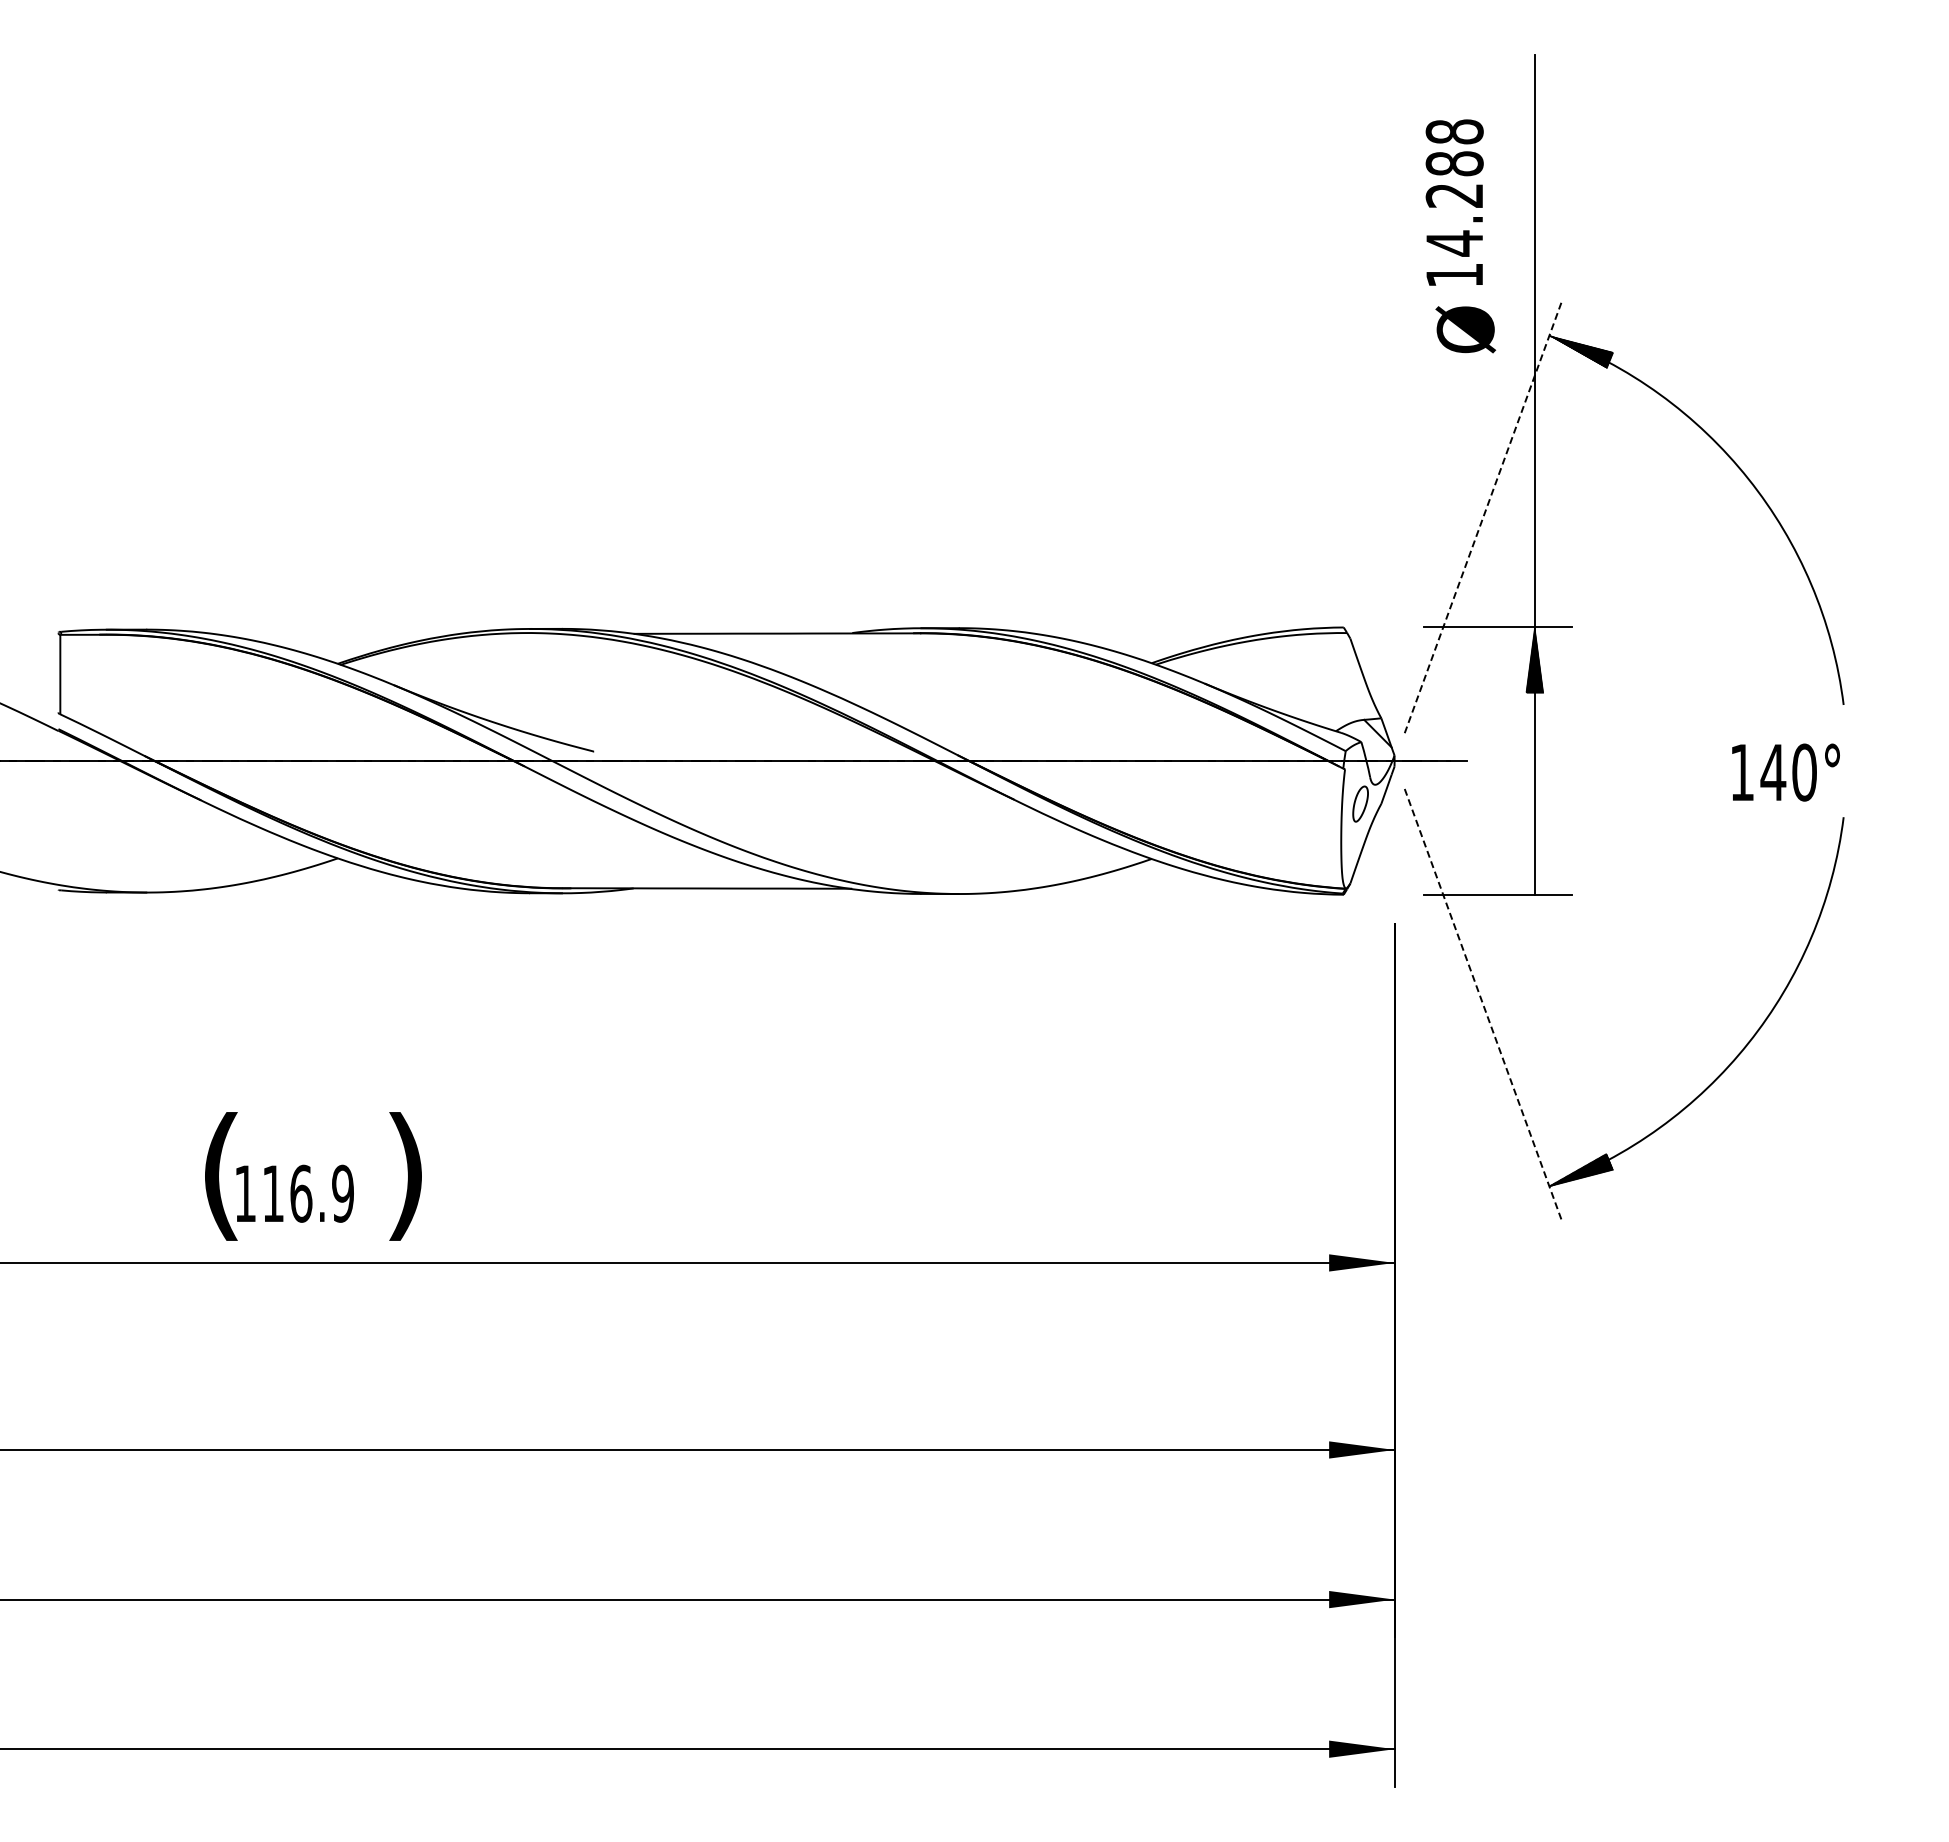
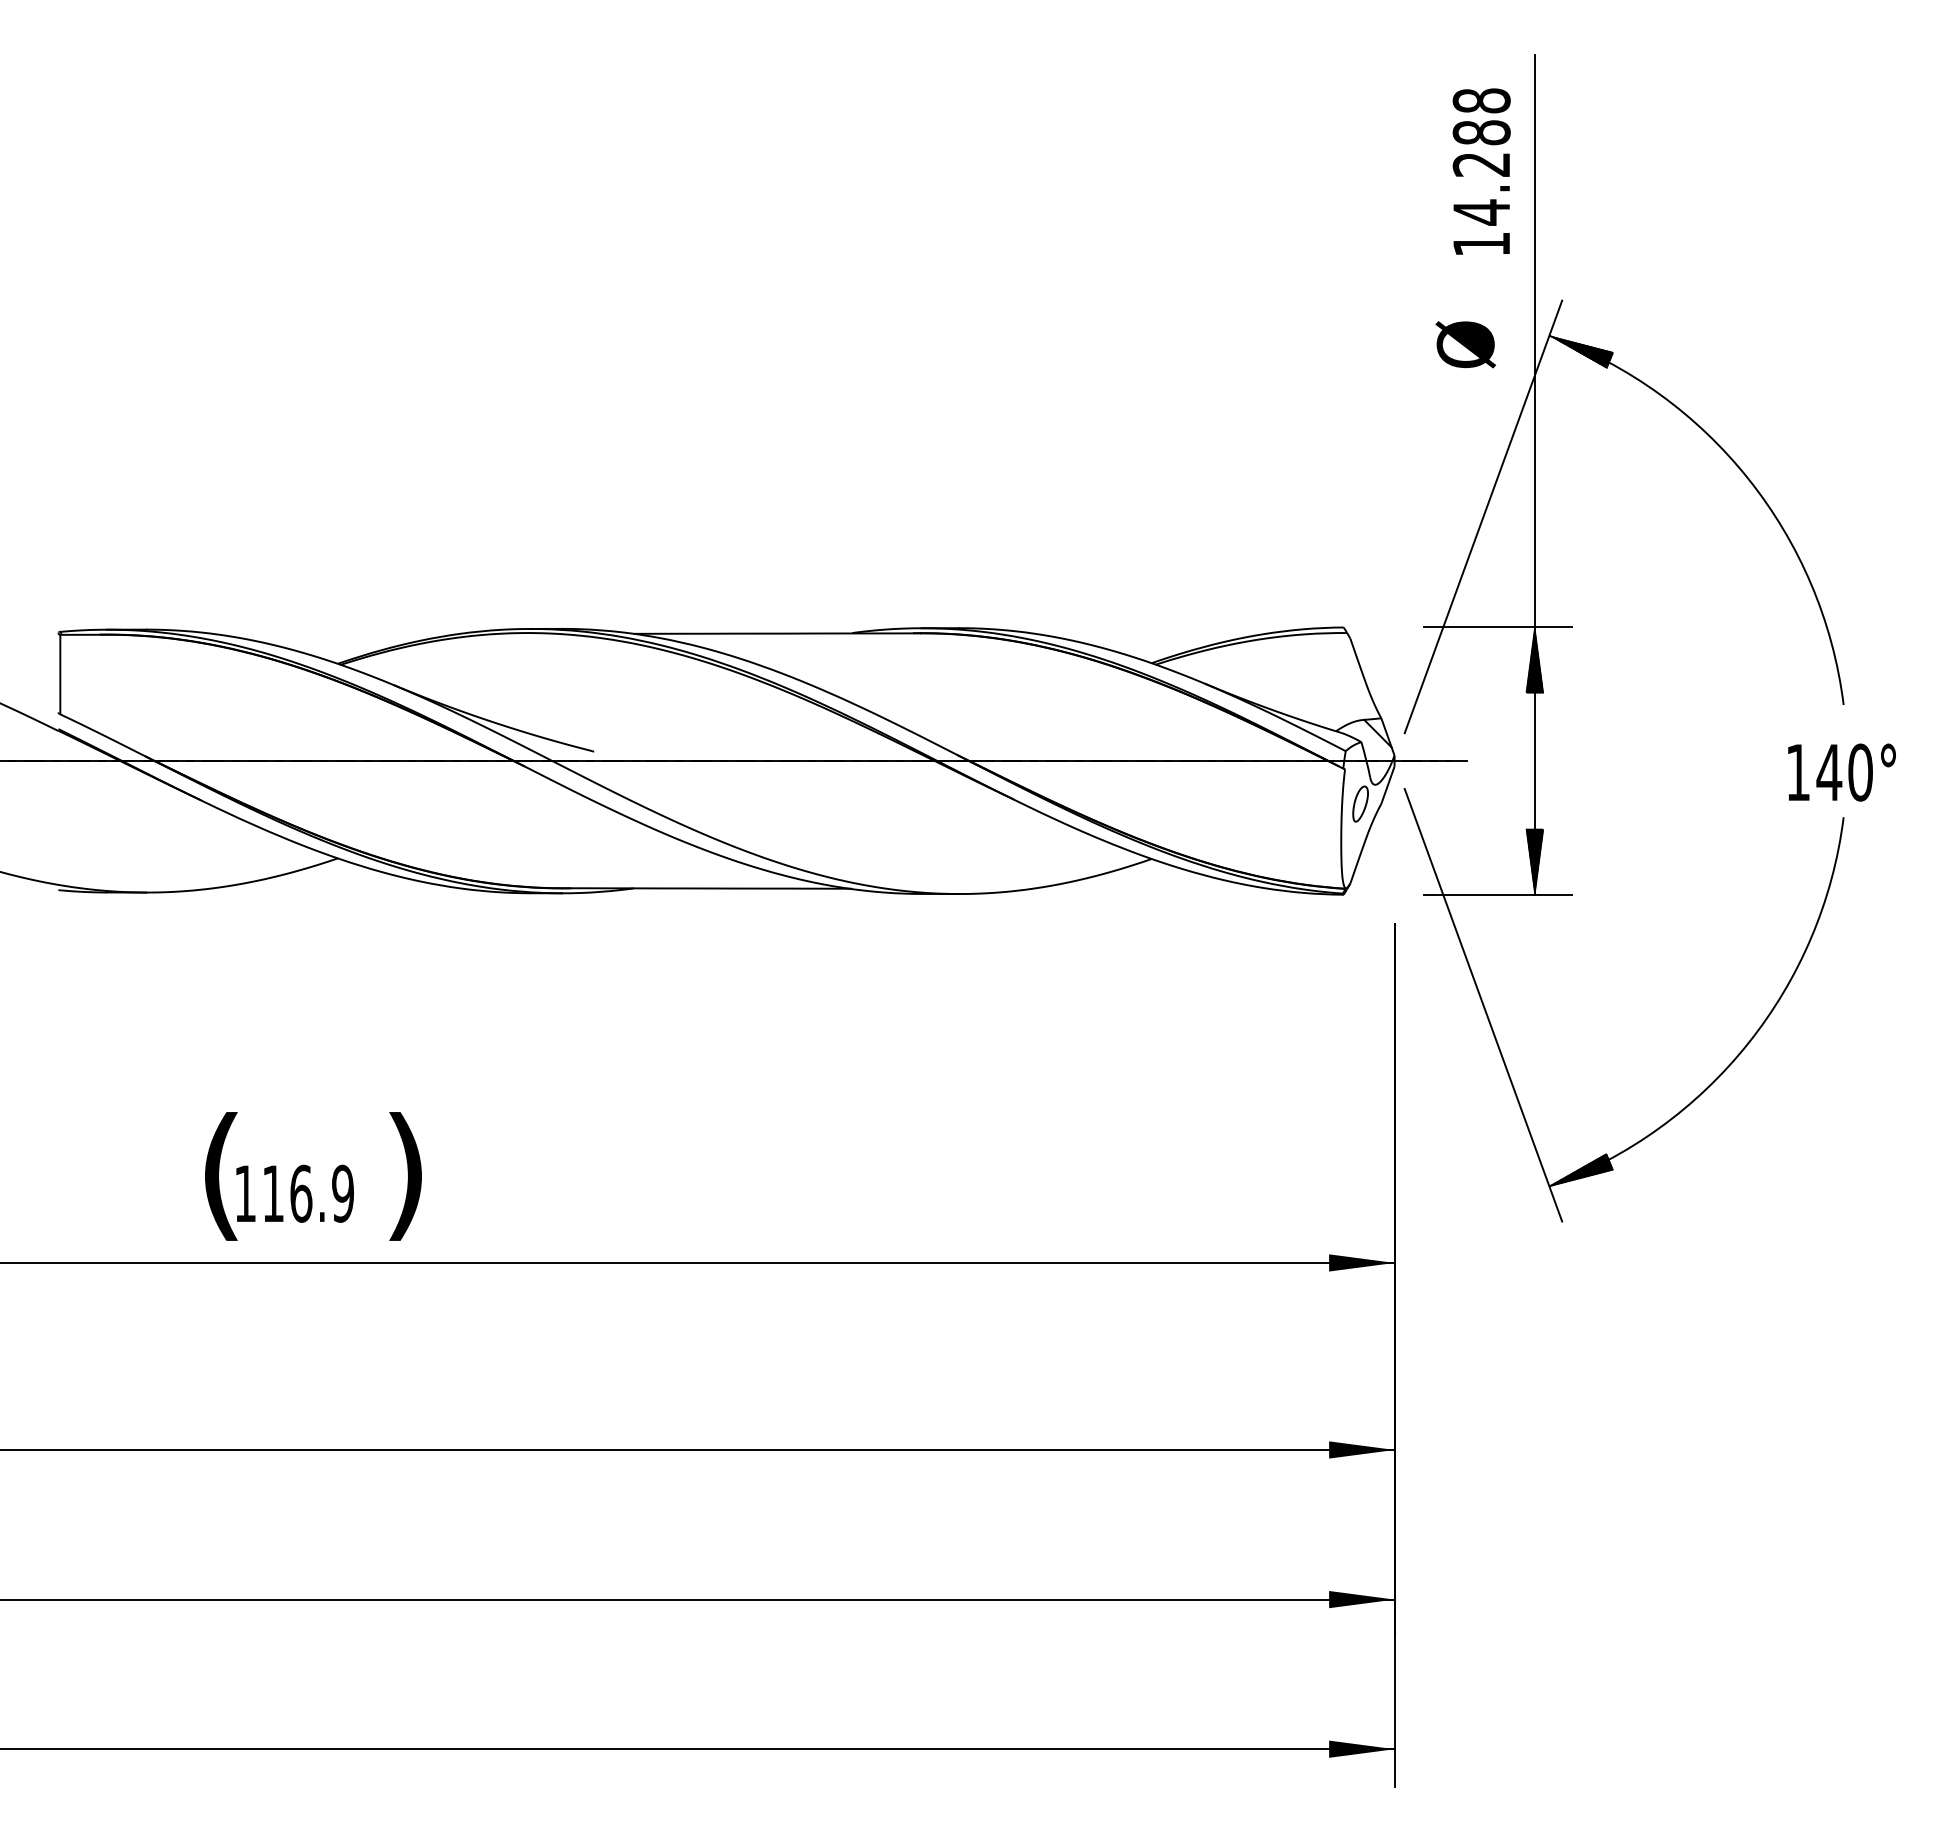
text position: (1454, 202) -> (1481, 171) (1481, 171)
text position: (1465, 329) -> (1465, 344) (1465, 344)
line: dashed -> solid (1483, 516)
text position: (1785, 772) -> (1841, 772) (1841, 772)
hatch: none -> present (1534, 861)
line: dashed -> solid (1483, 1005)
